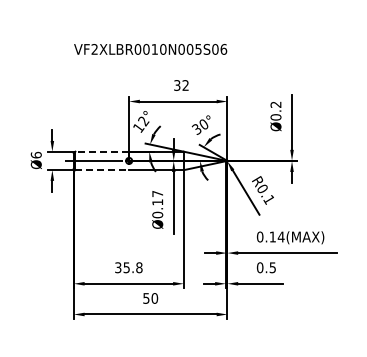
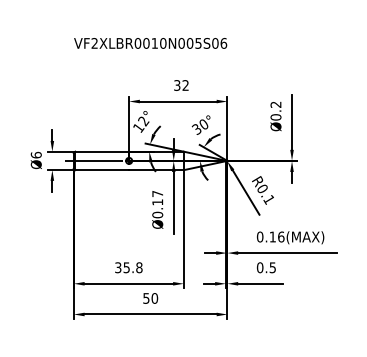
text position: (150, 49) -> (150, 43) (150, 43)
line: dashed -> solid (102, 151)
line: dashed -> solid (102, 170)
text: 0.14(MAX) -> 0.16(MAX) (280, 236)
